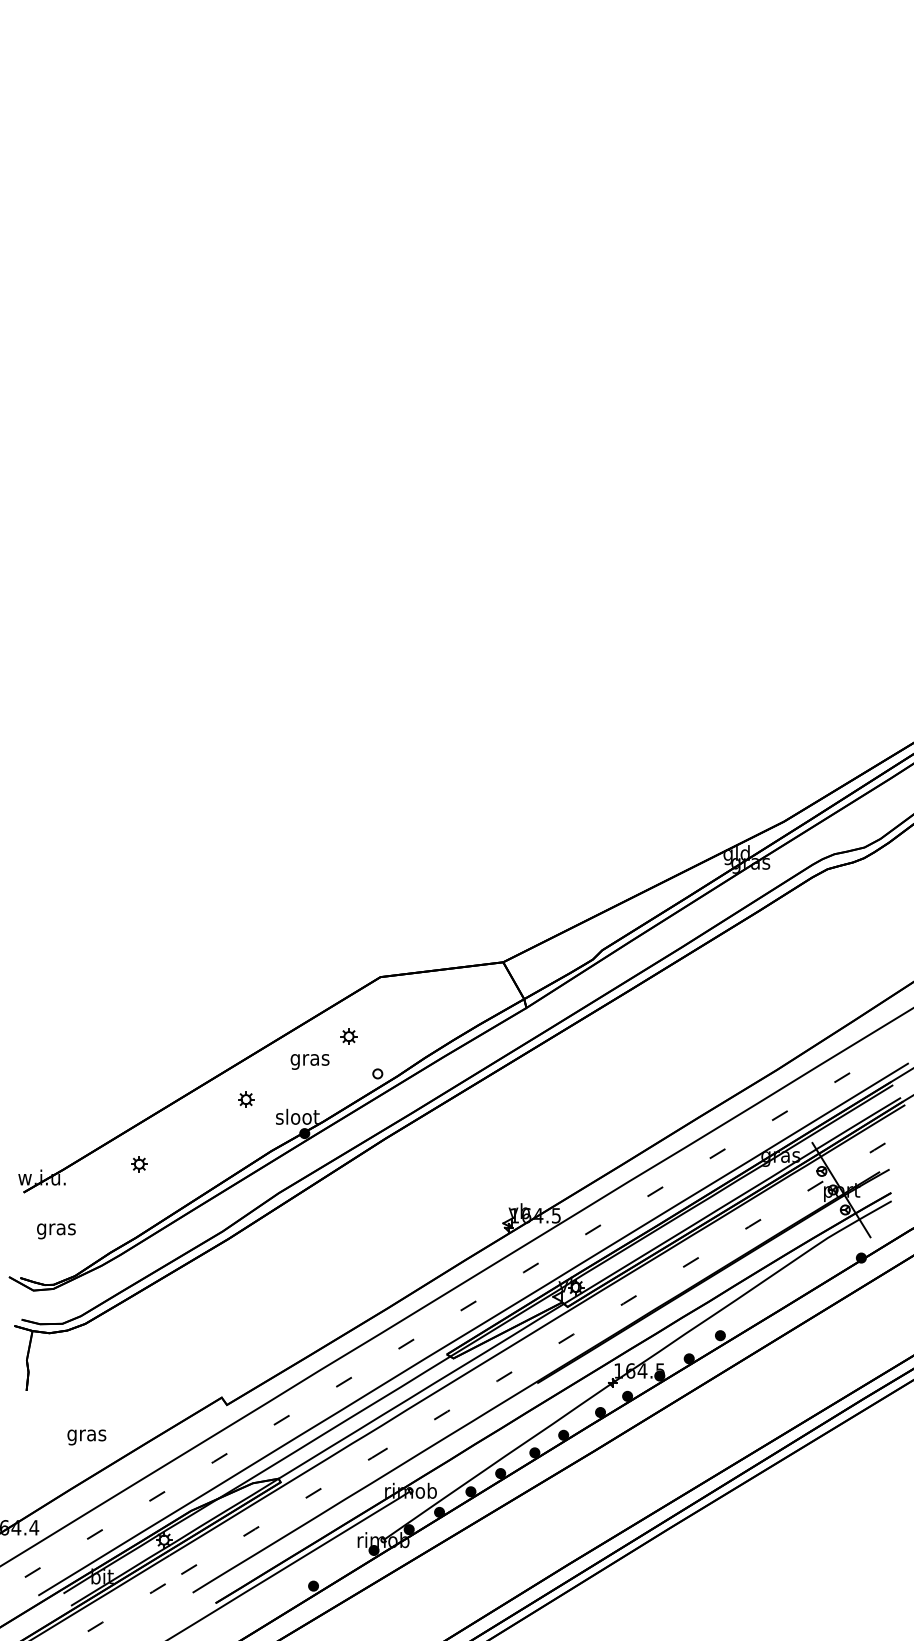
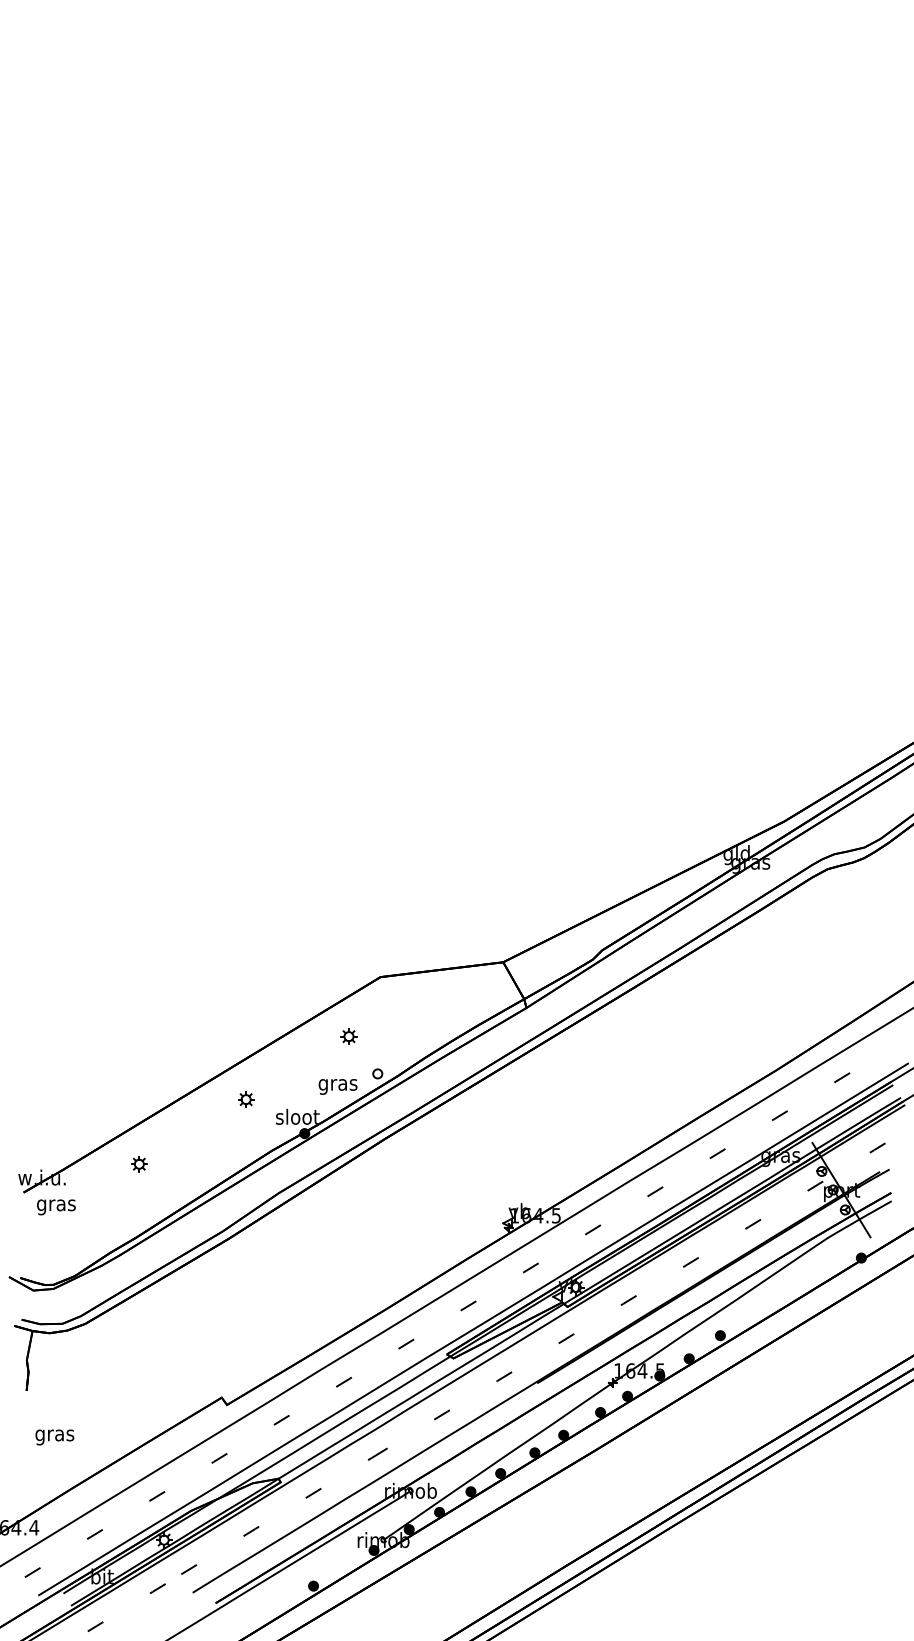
text position: (309, 1061) -> (337, 1086) (337, 1086)
text position: (56, 1231) -> (56, 1207) (56, 1207)
text position: (86, 1437) -> (54, 1437) (54, 1437)
